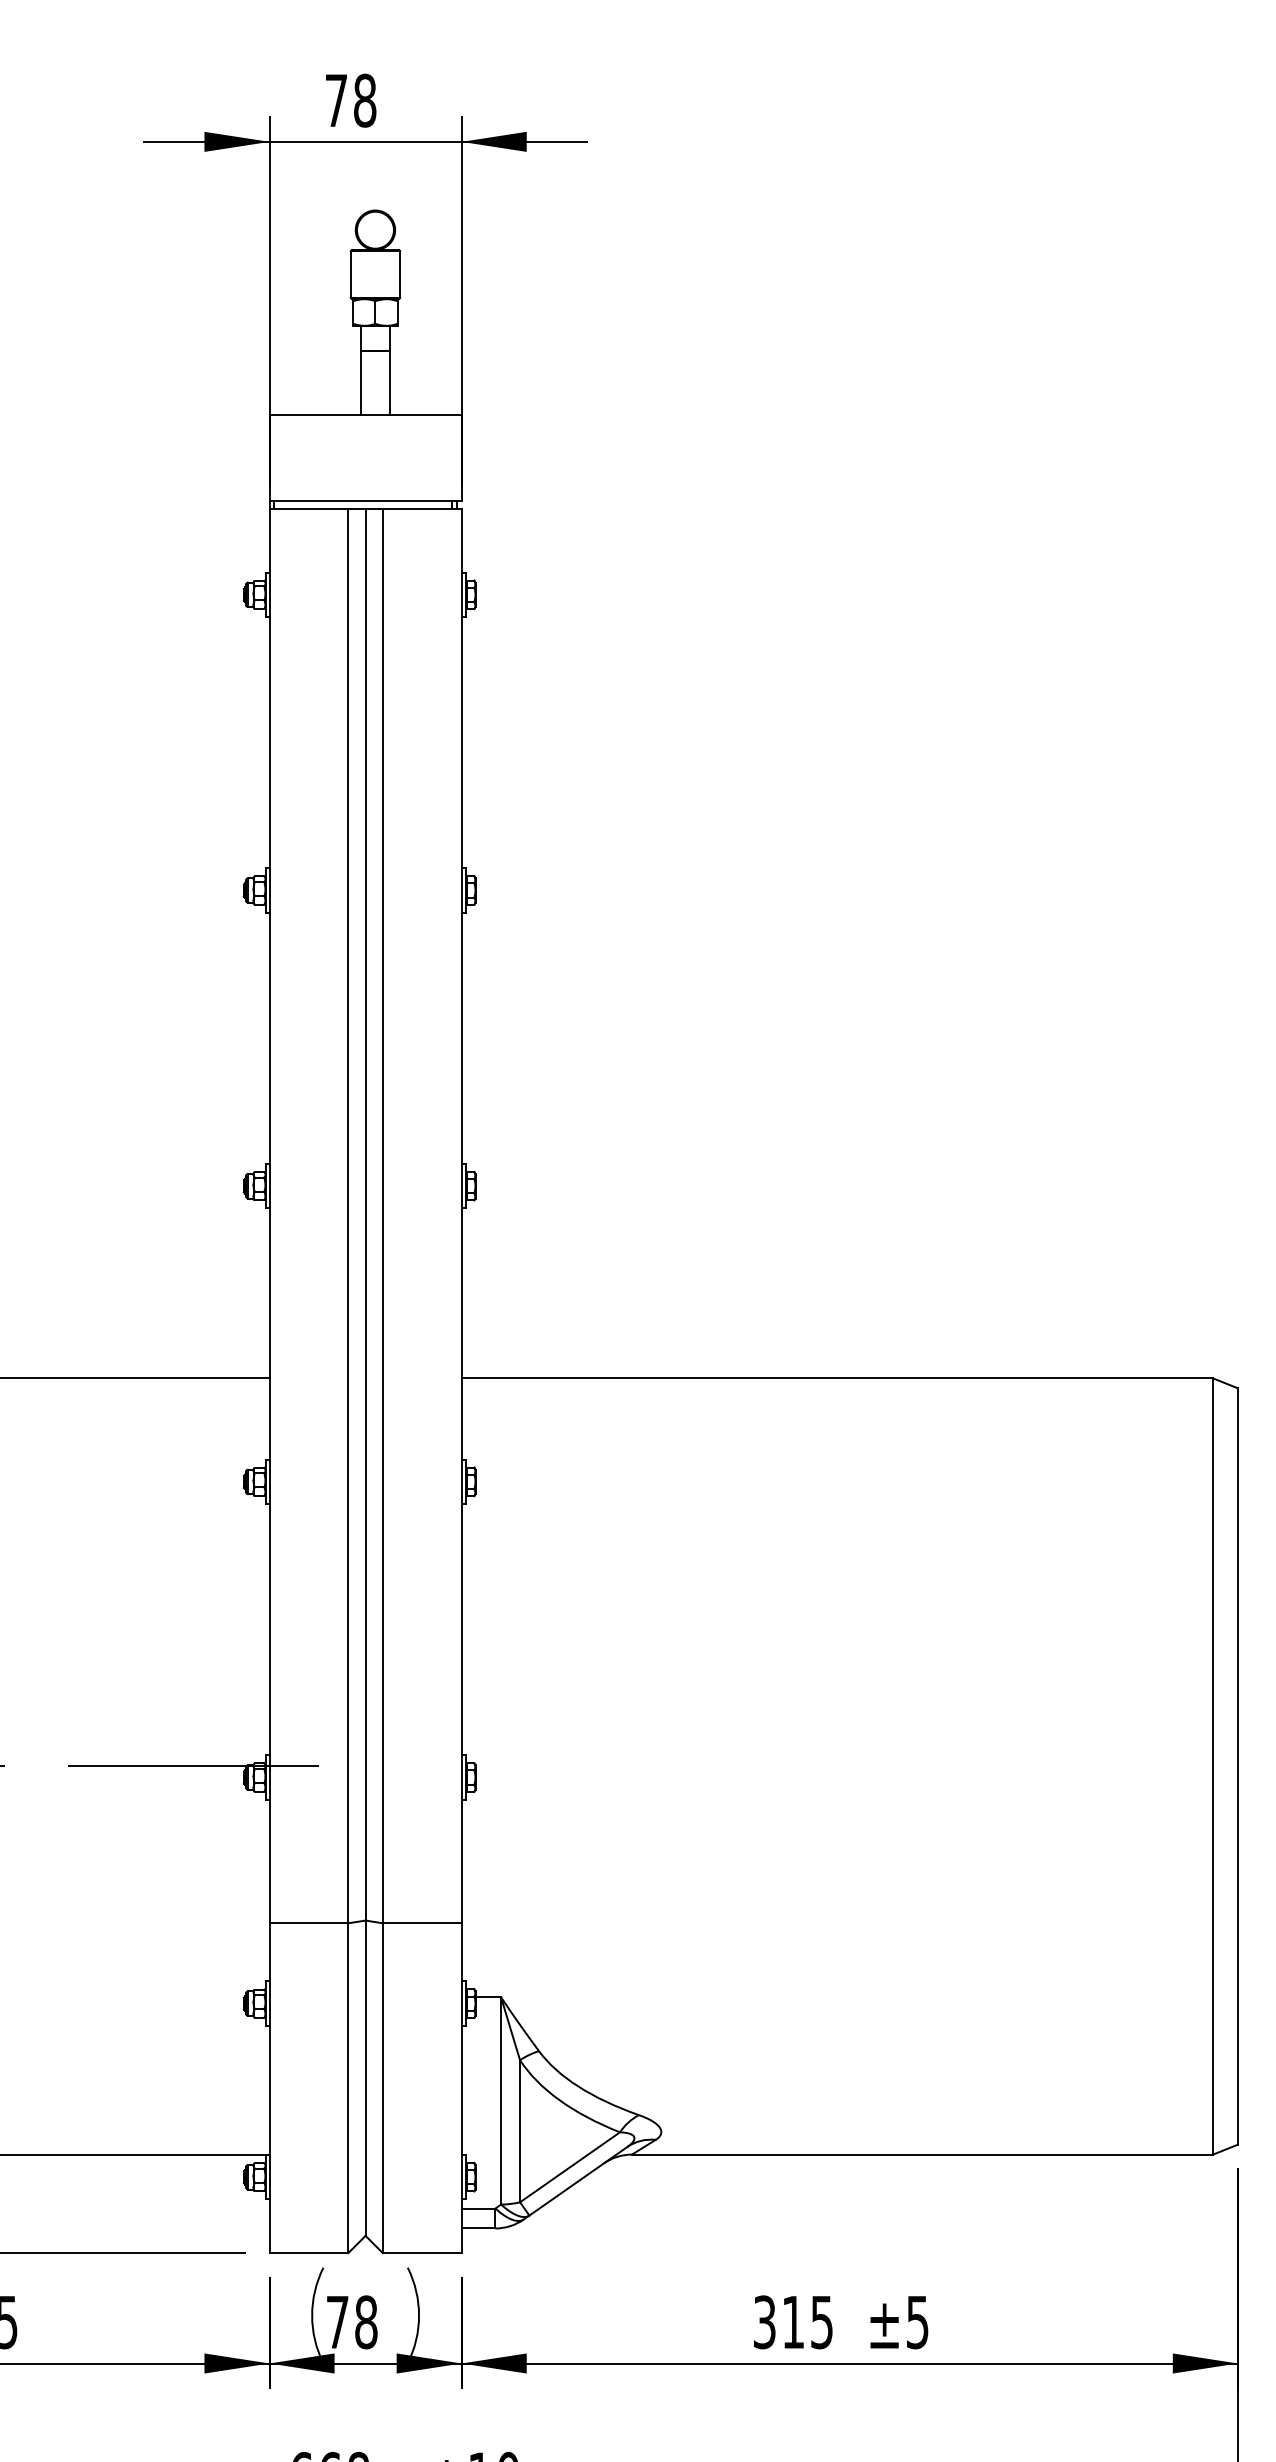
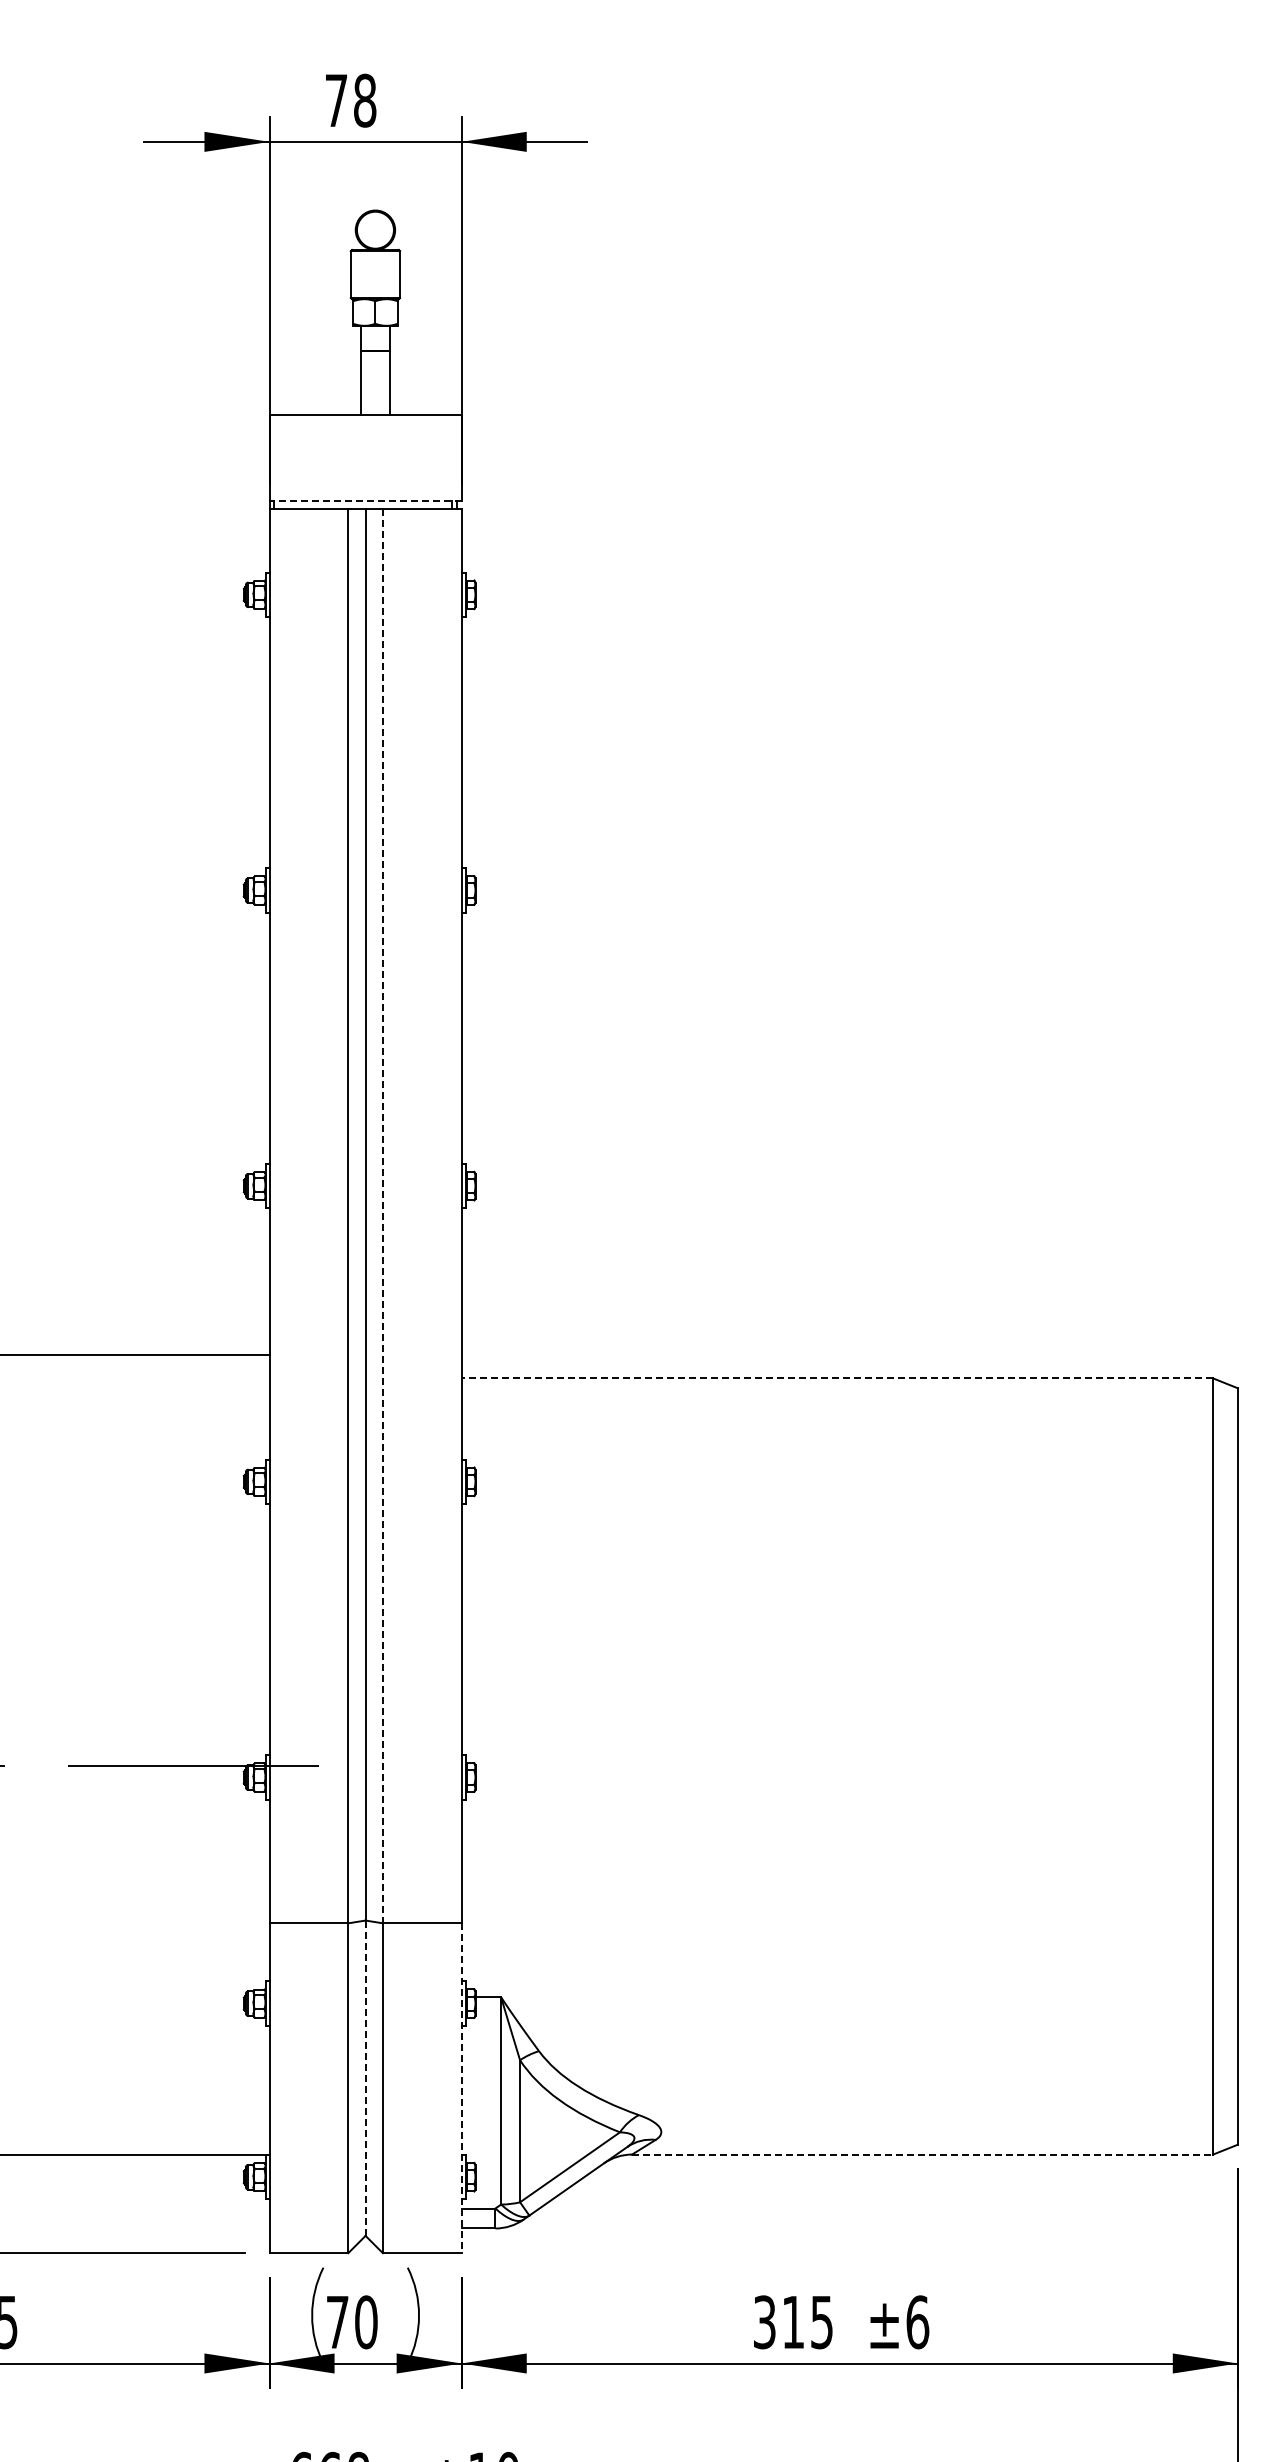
line: solid -> dashed (365, 501)
line: solid -> dashed (382, 1216)
line position: (135, 1378) -> (135, 1355) (135, 1355)
line: solid -> dashed (837, 1378)
line: solid -> dashed (365, 2078)
line: solid -> dashed (461, 2088)
line: solid -> dashed (922, 2154)
text: 78 -> 70 (366, 2322)
text: ±5 -> ±6 (917, 2322)
